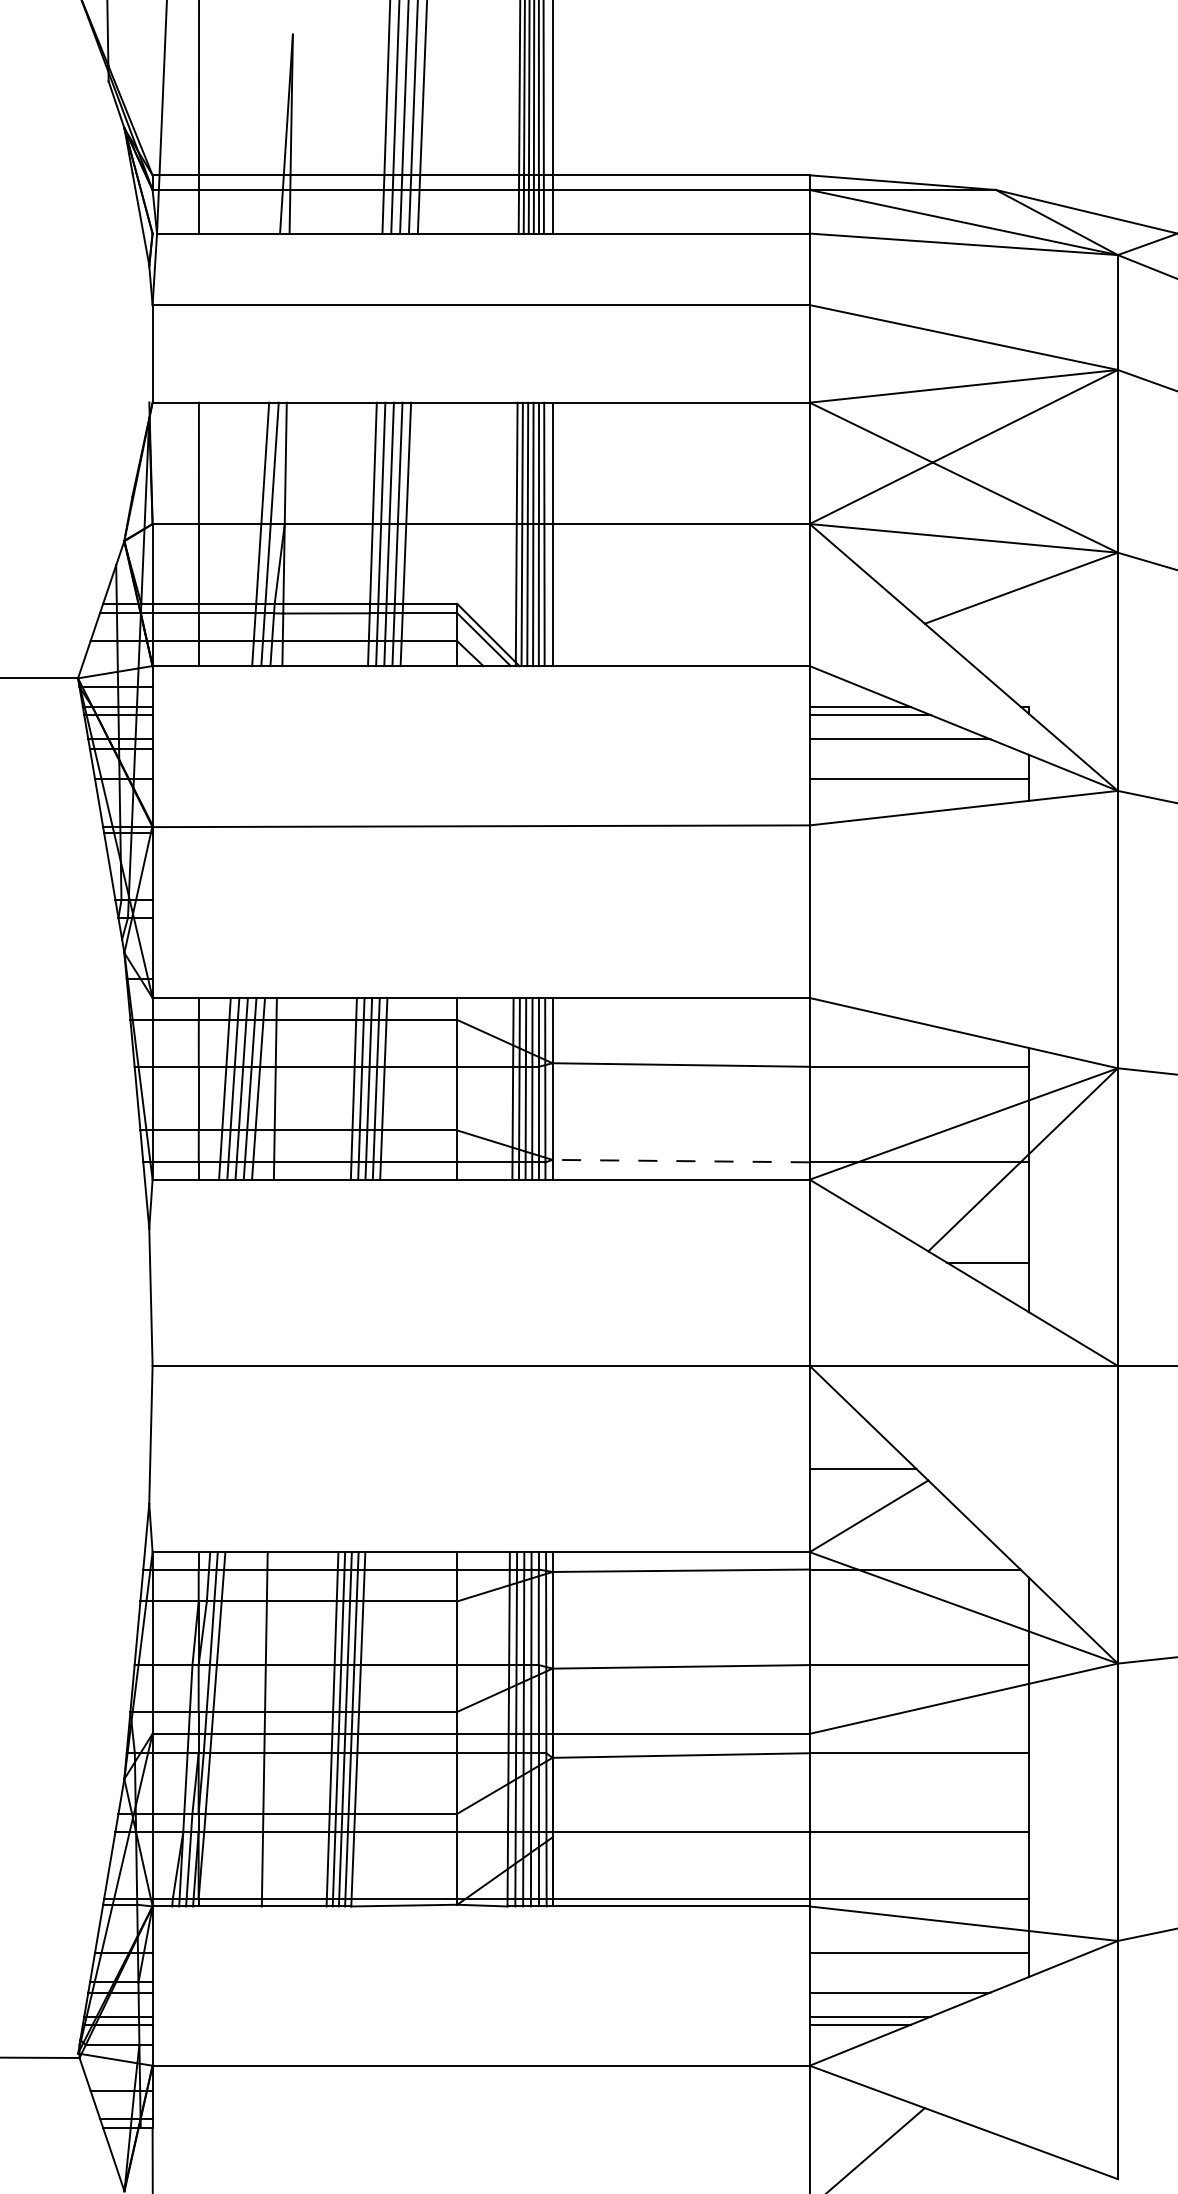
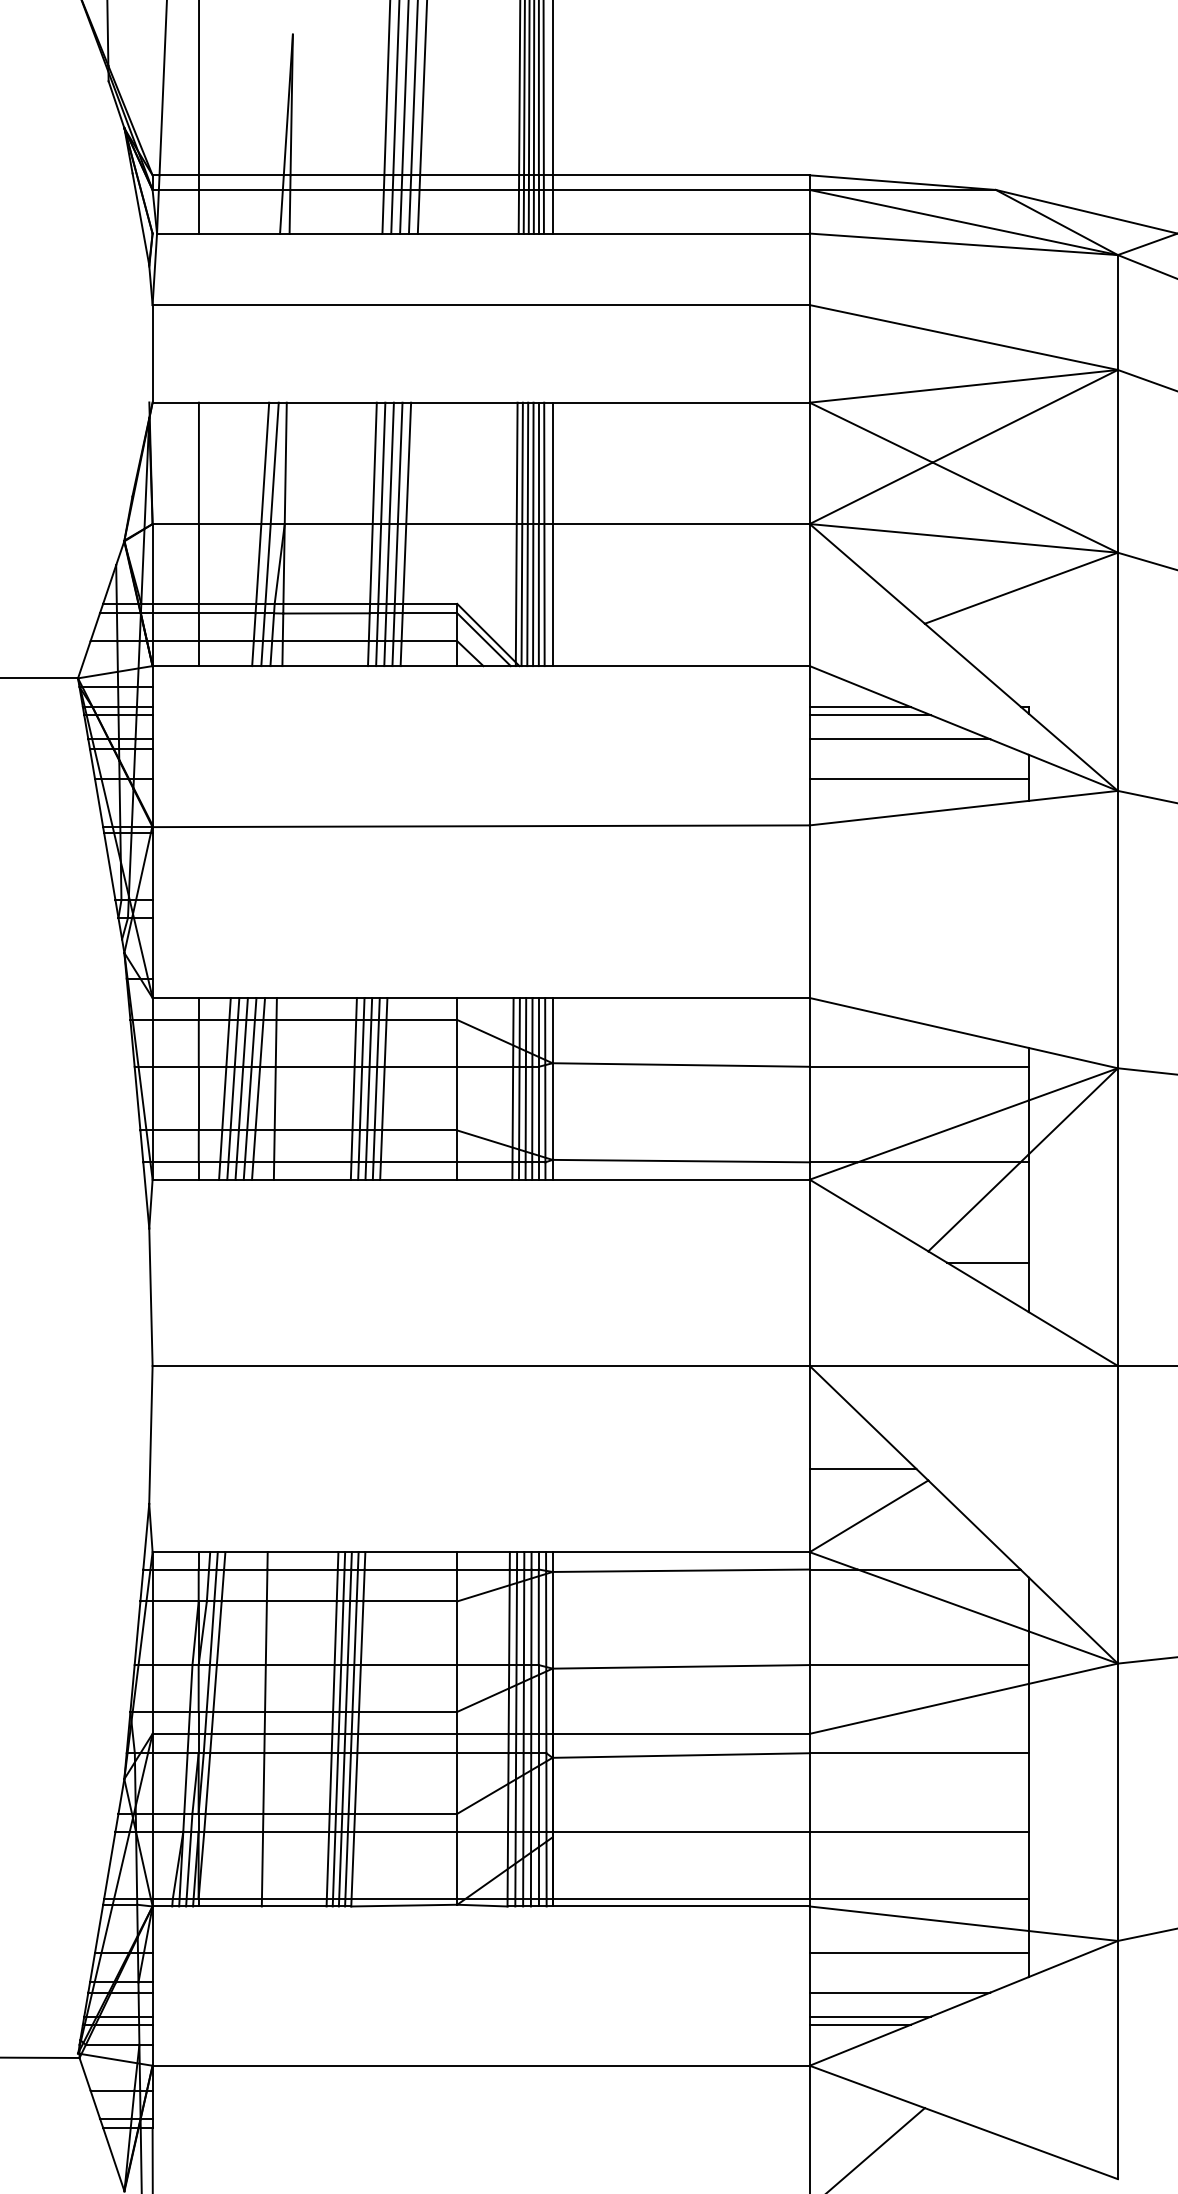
line: dashed -> solid (681, 1161)
line: none -> present (140, 2158)
